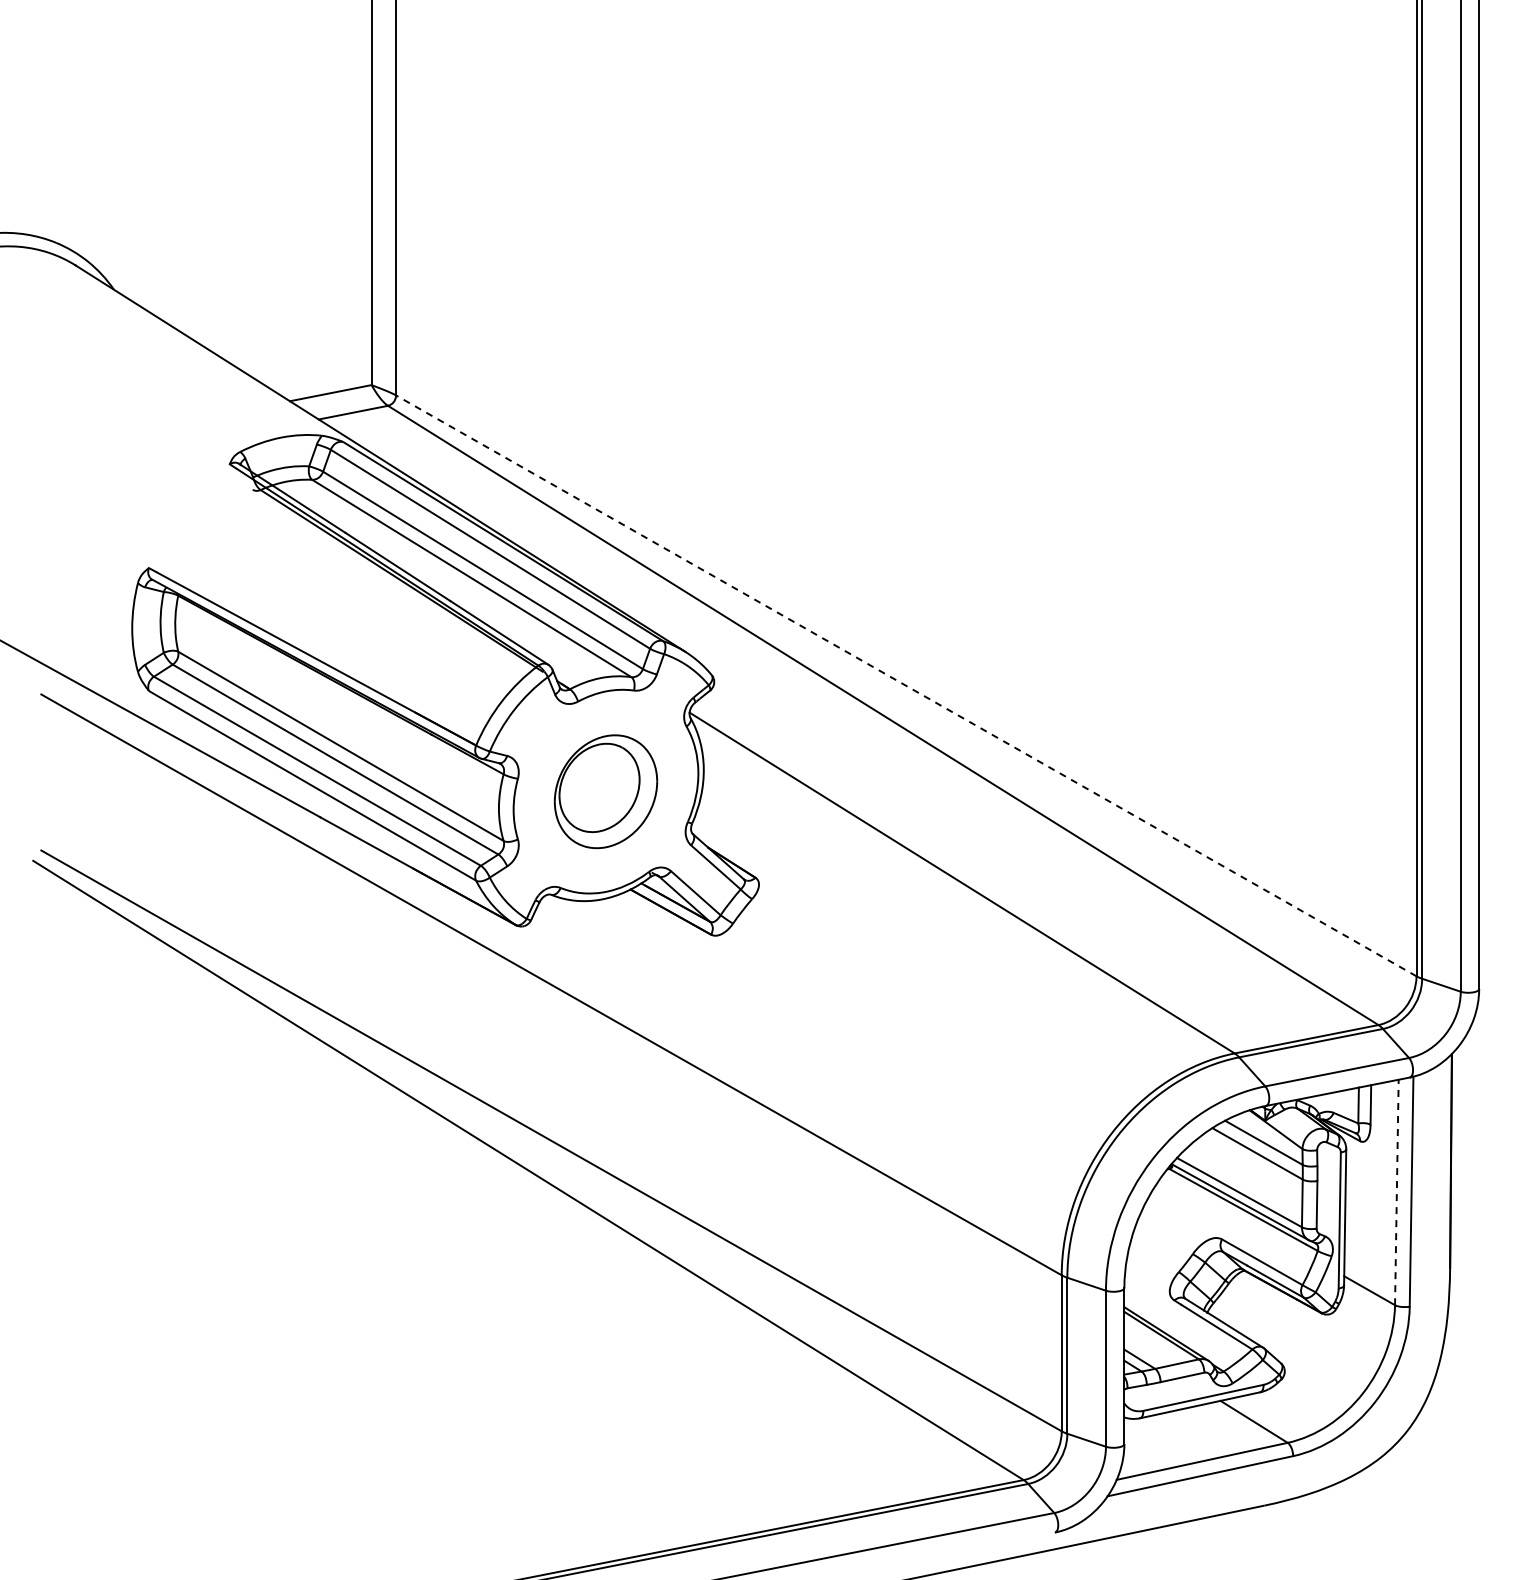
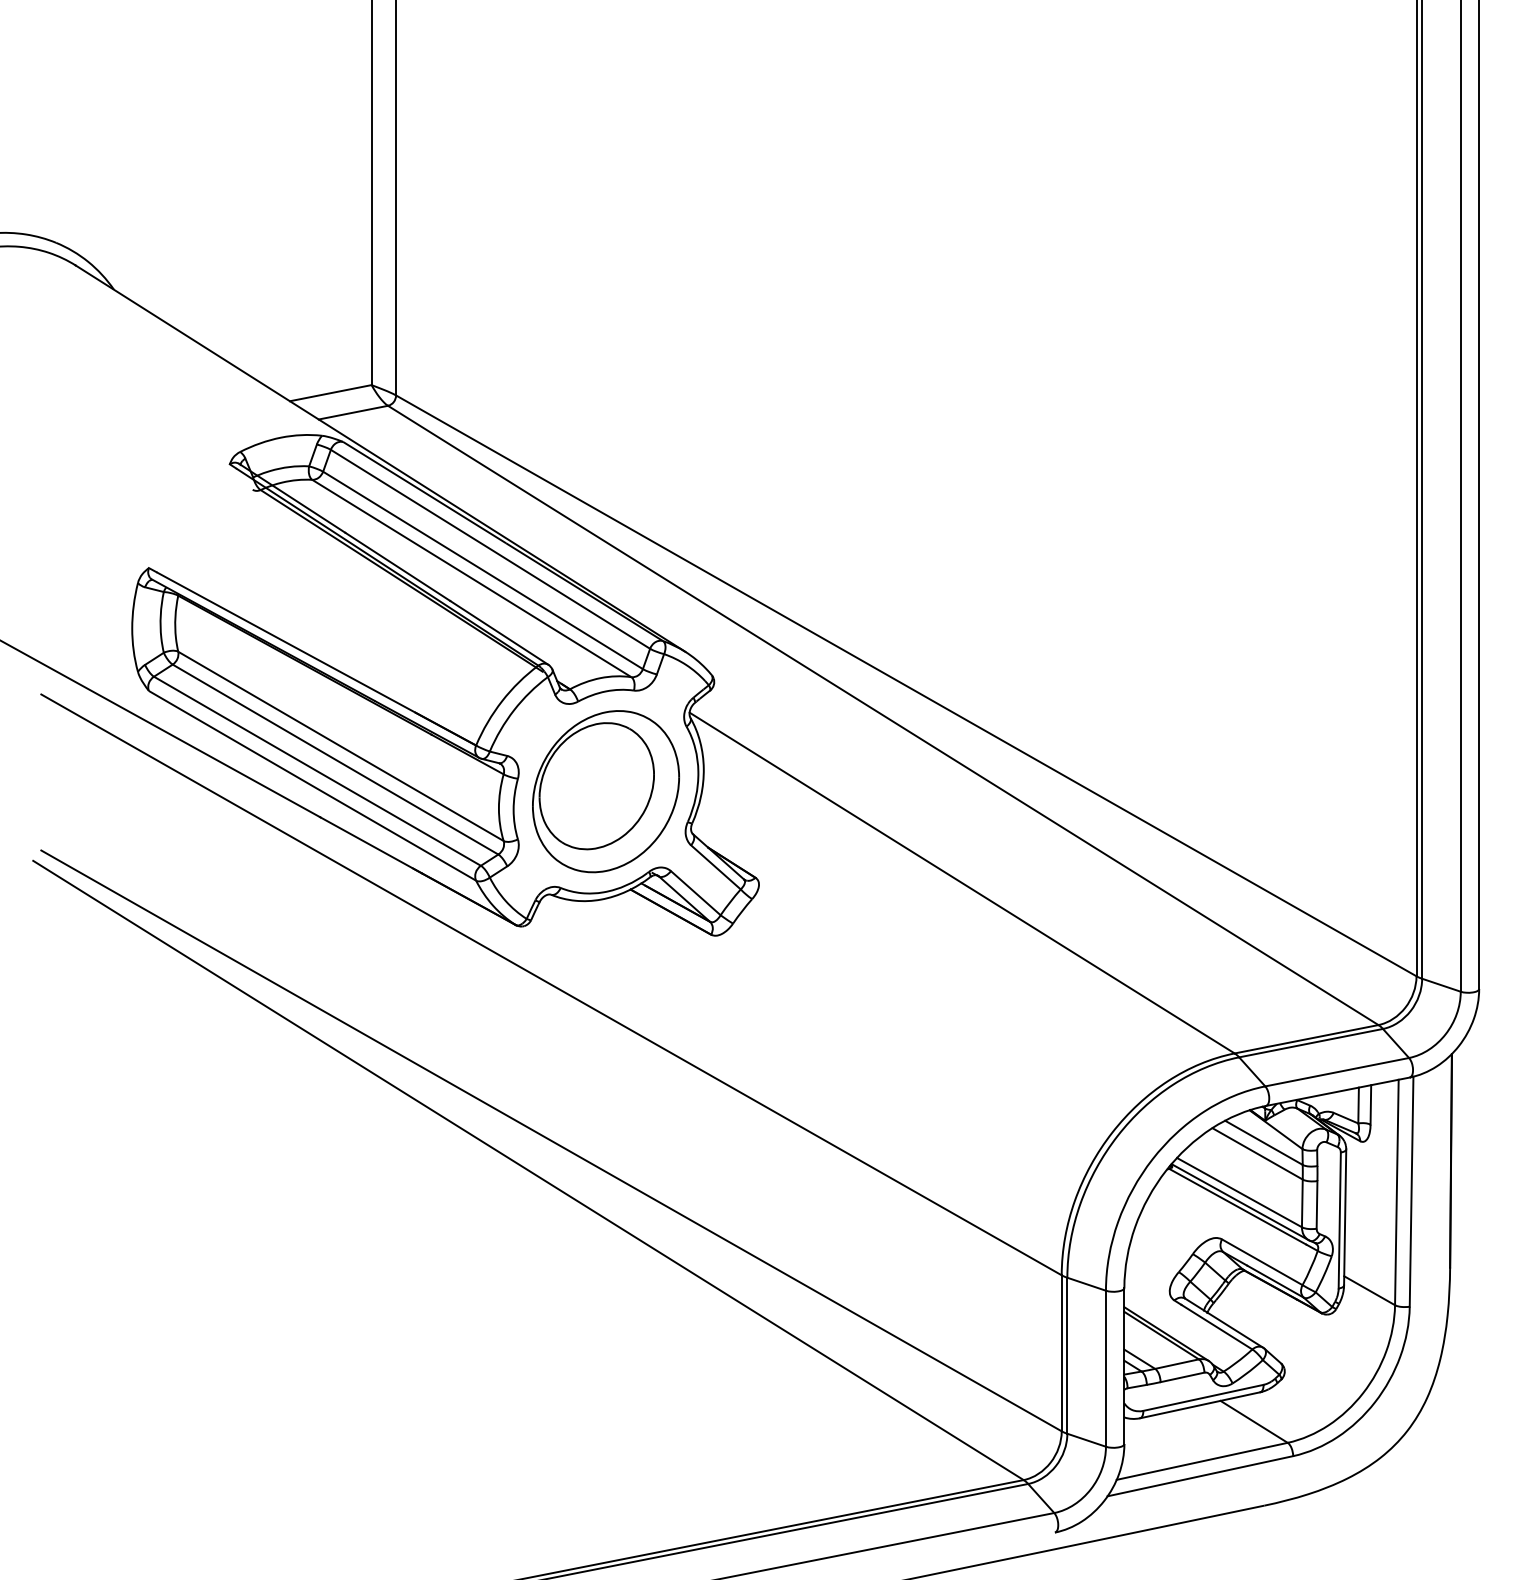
line: dashed -> solid (905, 685)
part size: 106x116 px -> 148x164 px (605, 791)
line: dashed -> solid (1396, 1192)
